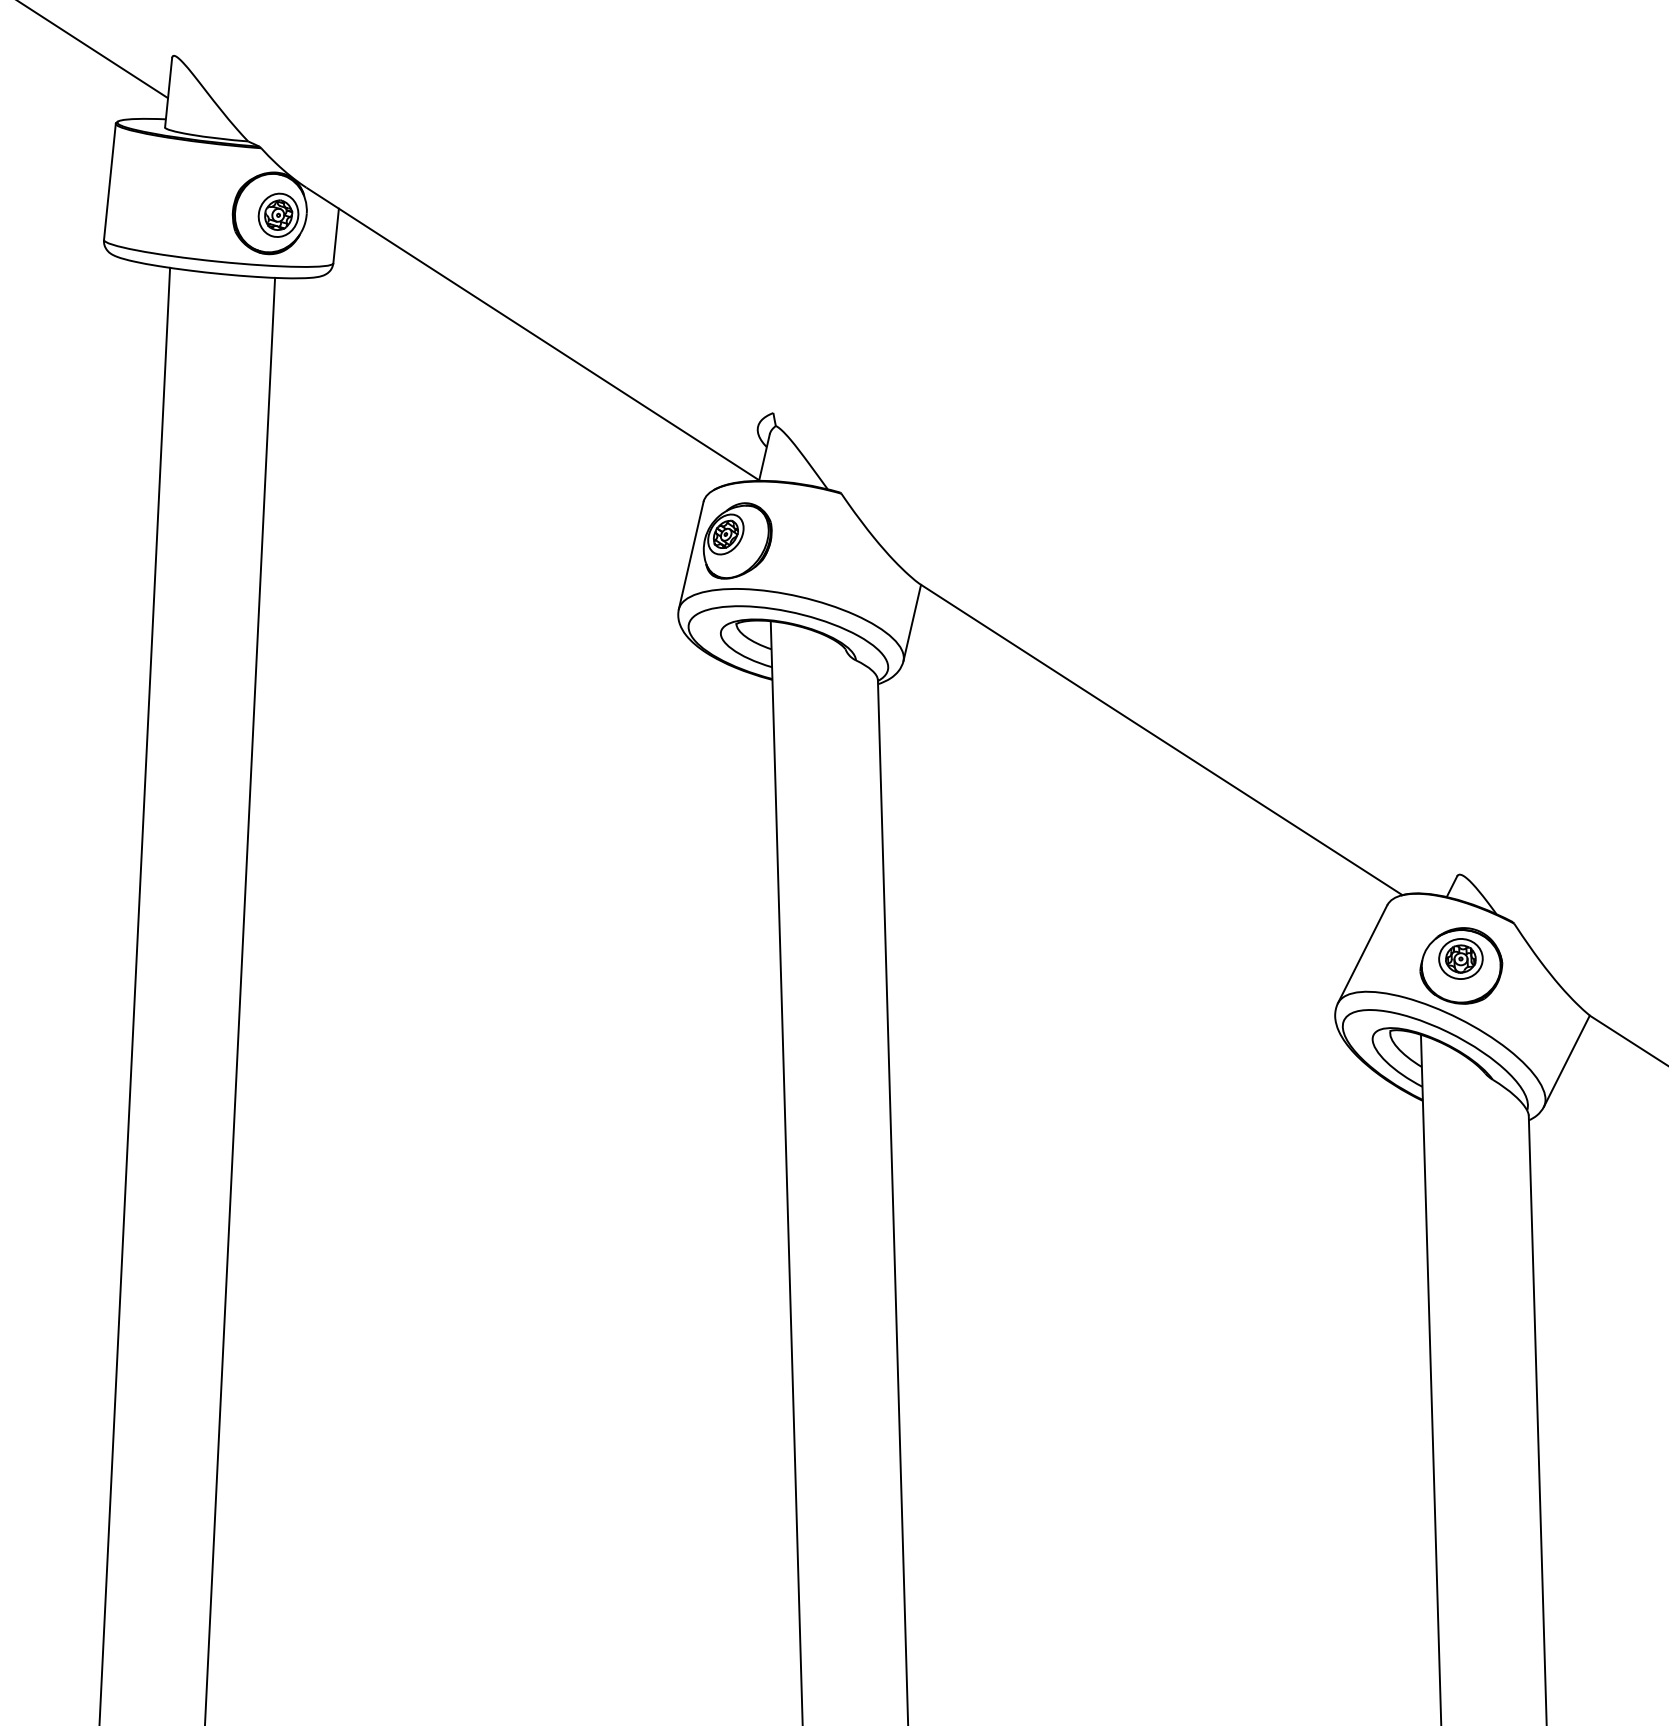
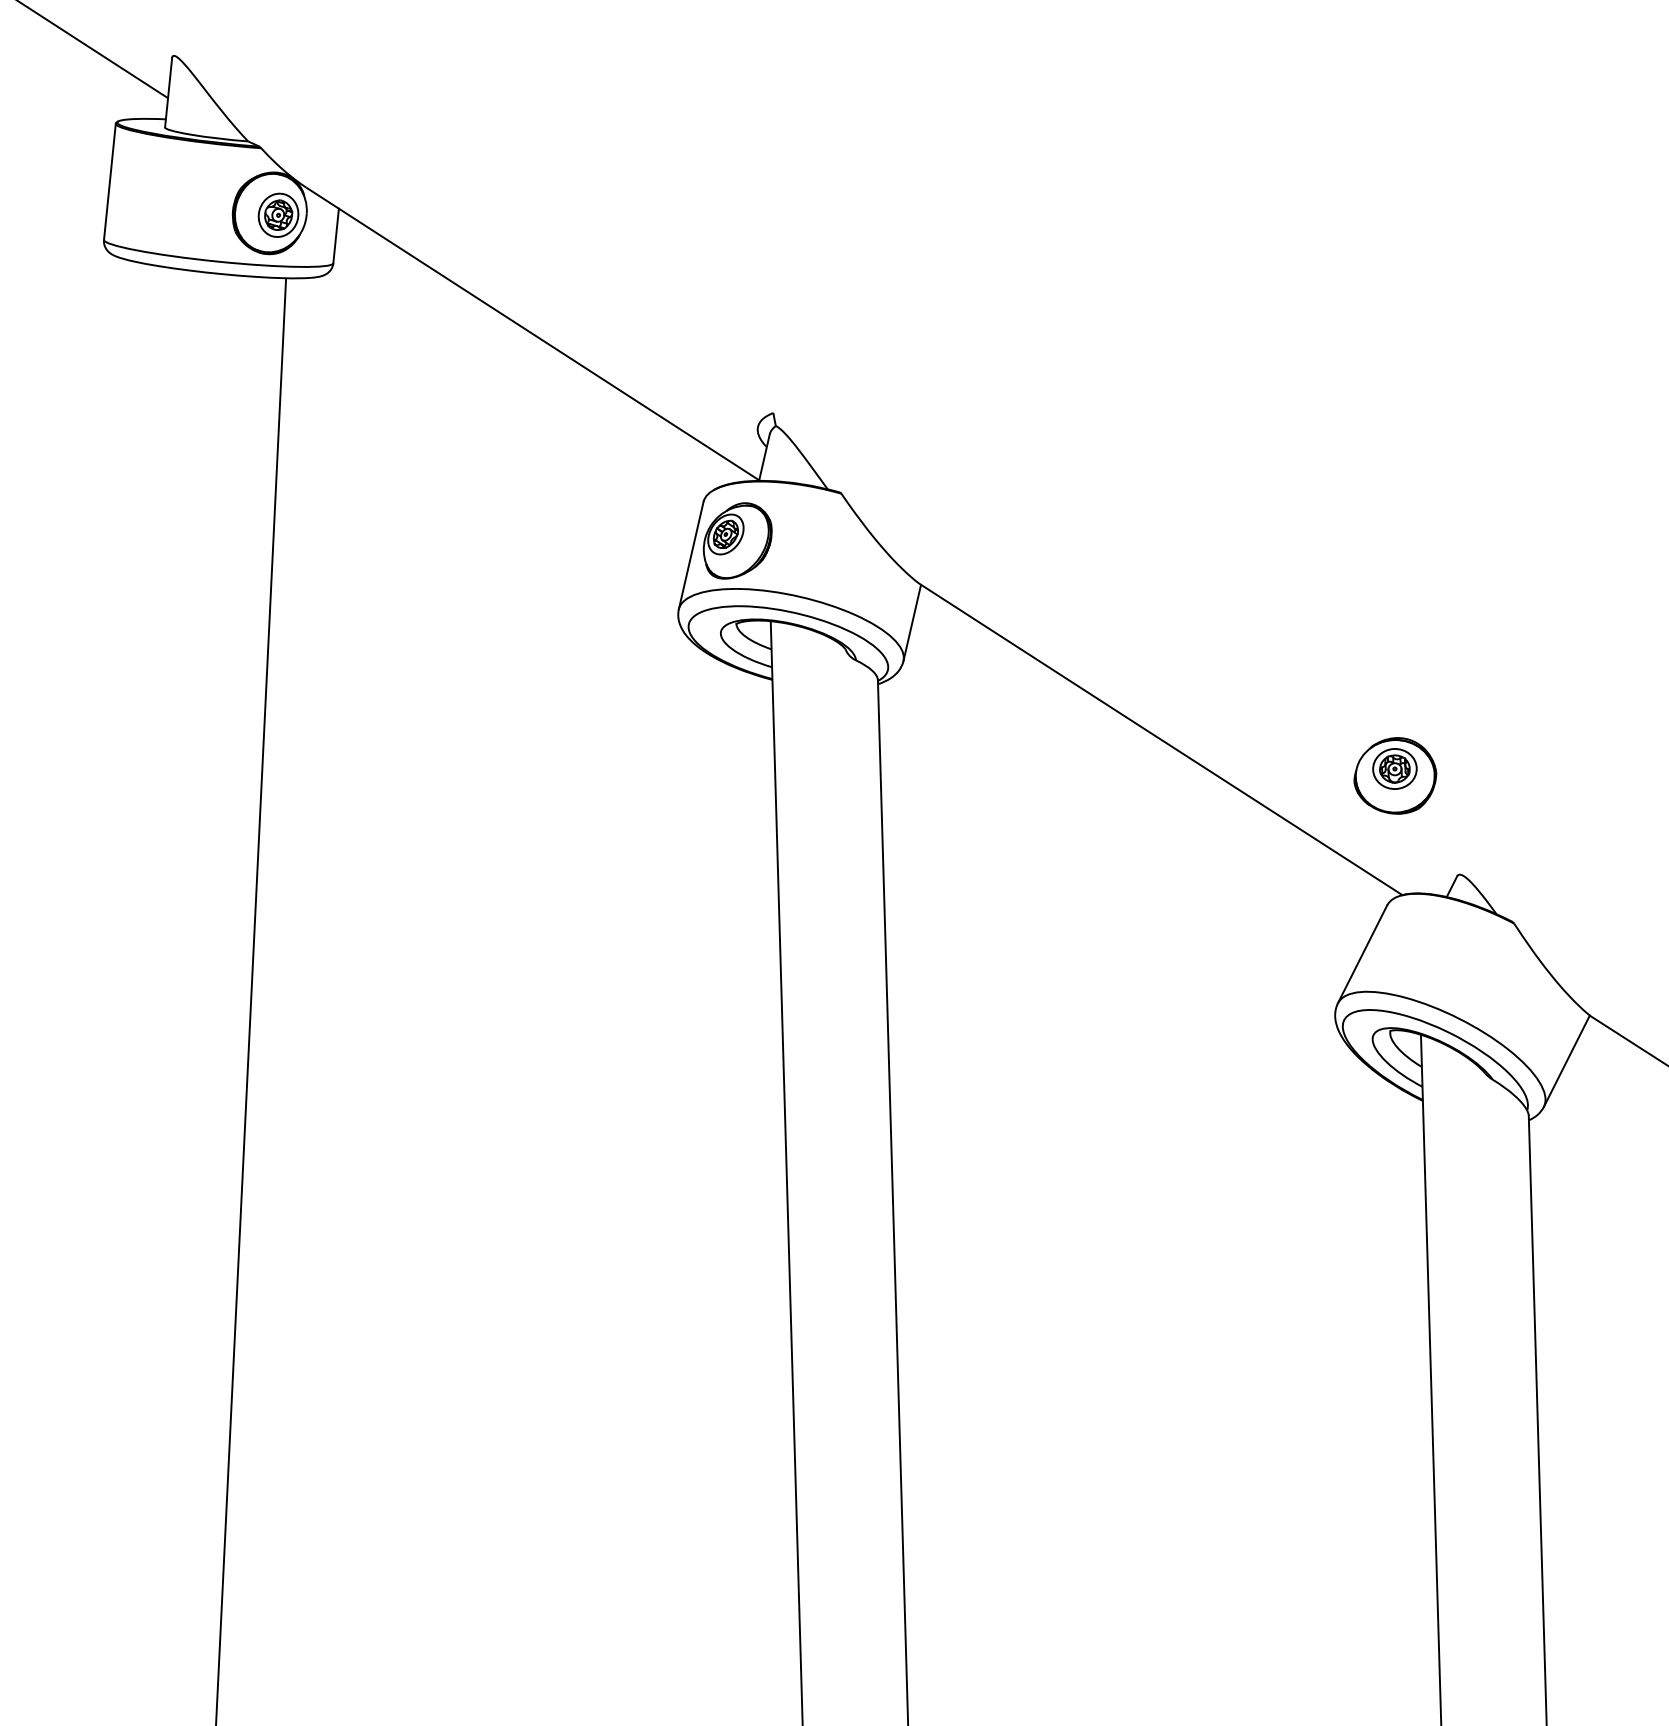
part position: (1461, 965) -> (1395, 775) (1395, 775)
line: present -> none (134, 994)
line position: (240, 999) -> (251, 1000) (251, 1000)
